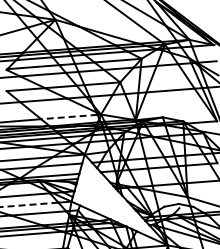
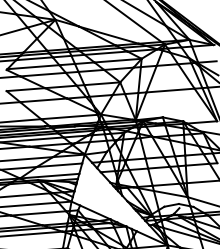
line: dashed -> solid (68, 117)
line: dashed -> solid (28, 204)
